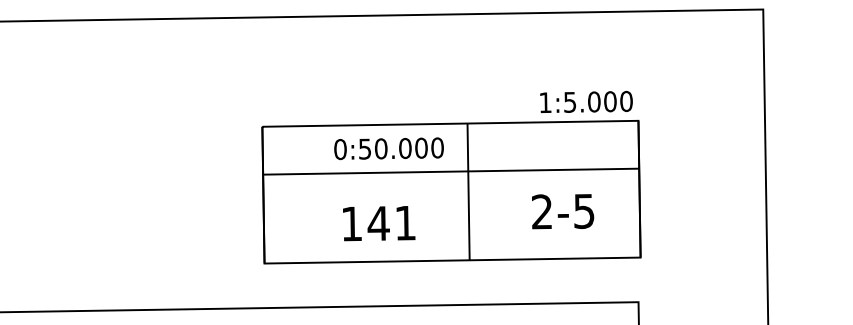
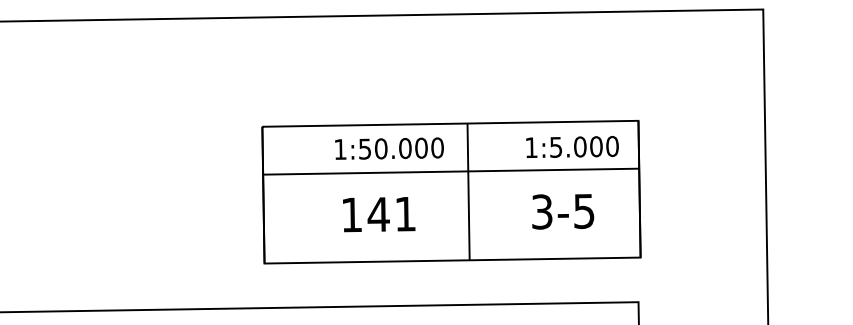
text position: (586, 101) -> (572, 146) (572, 146)
text: 0:50.000 -> 1:50.000 (340, 149)
text: 2-5 -> 3-5 (542, 211)
text position: (379, 223) -> (379, 214) (379, 214)
